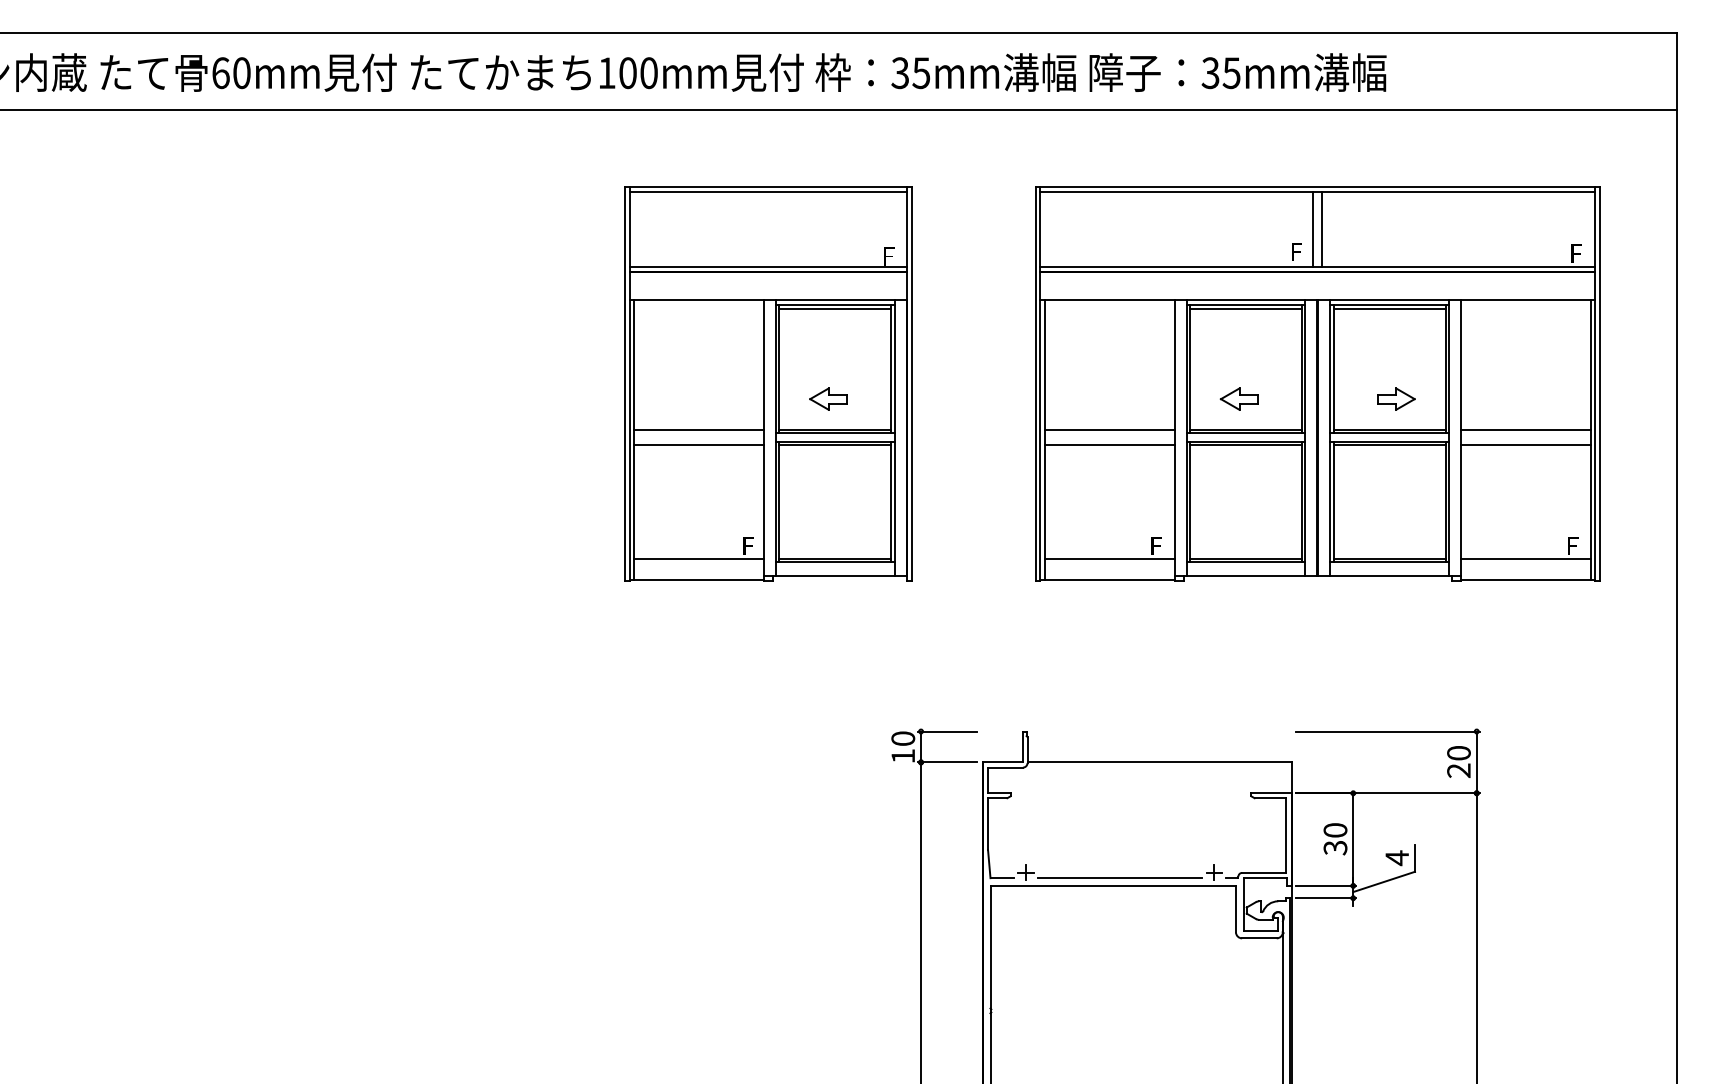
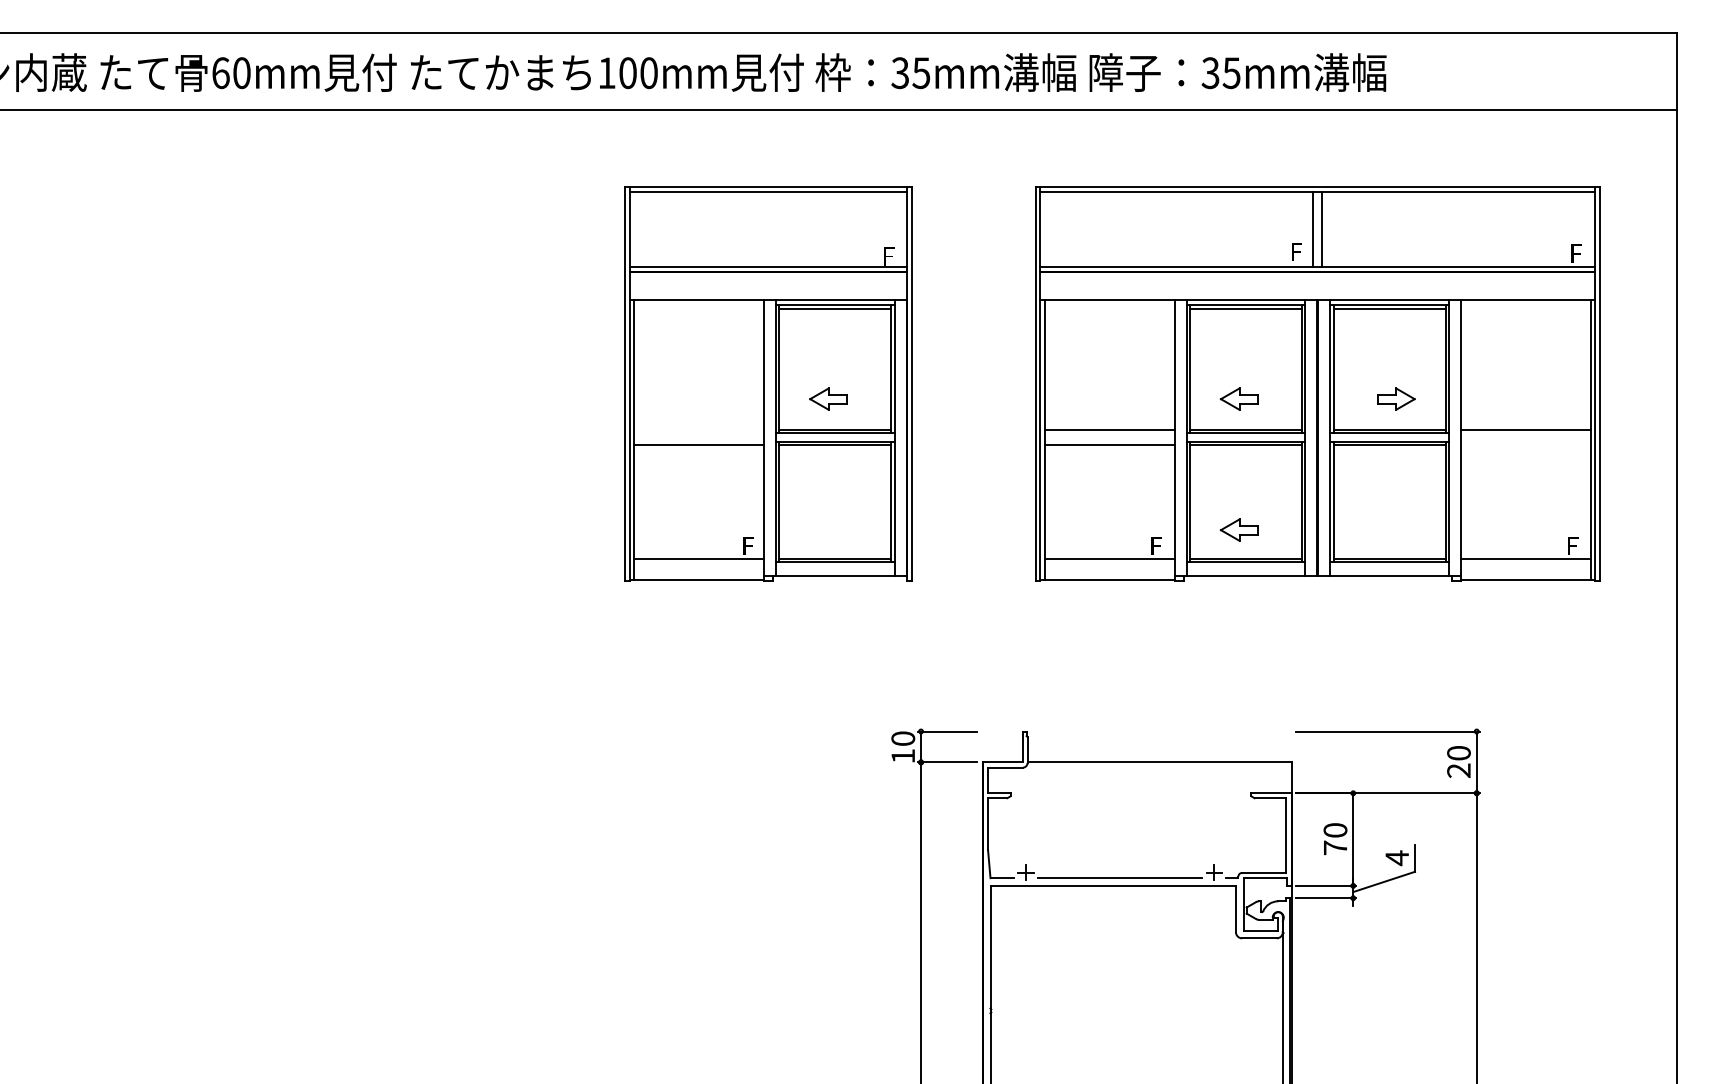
line: present -> none (698, 430)
line: present -> none (1525, 445)
part: none -> present (1238, 529)
text: 30 -> 70 (1335, 847)
